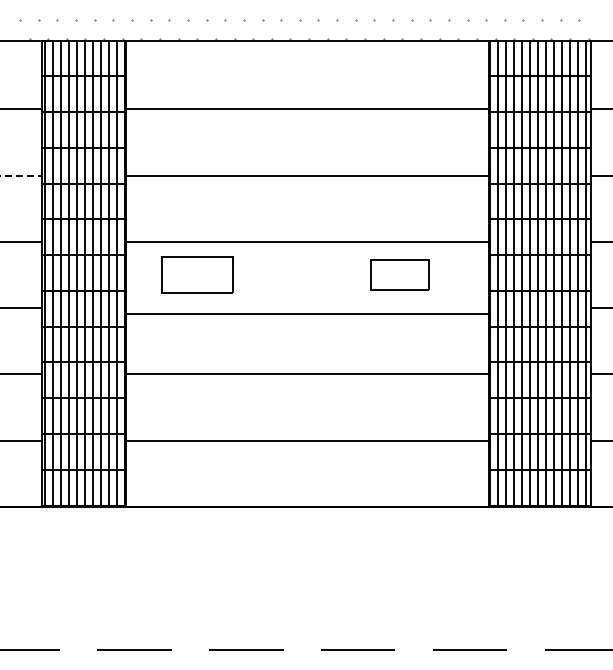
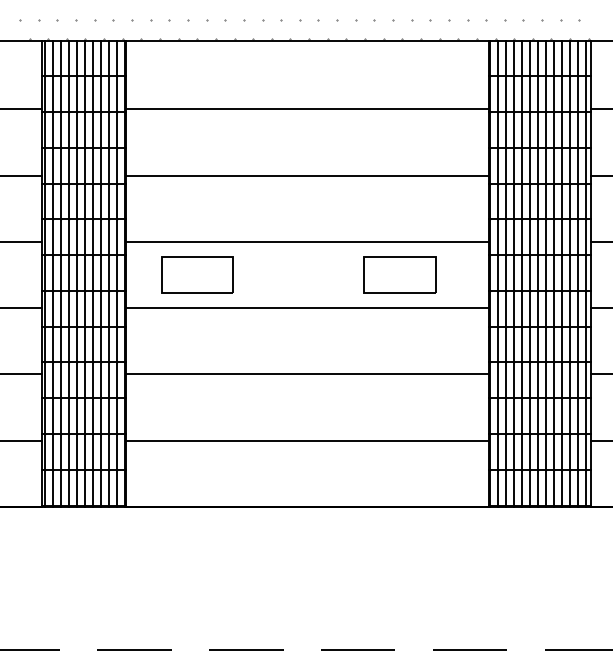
line: dashed -> solid (20, 175)
part size: 60x32 px -> 74x38 px (399, 274)
line position: (307, 314) -> (307, 308) (307, 308)
